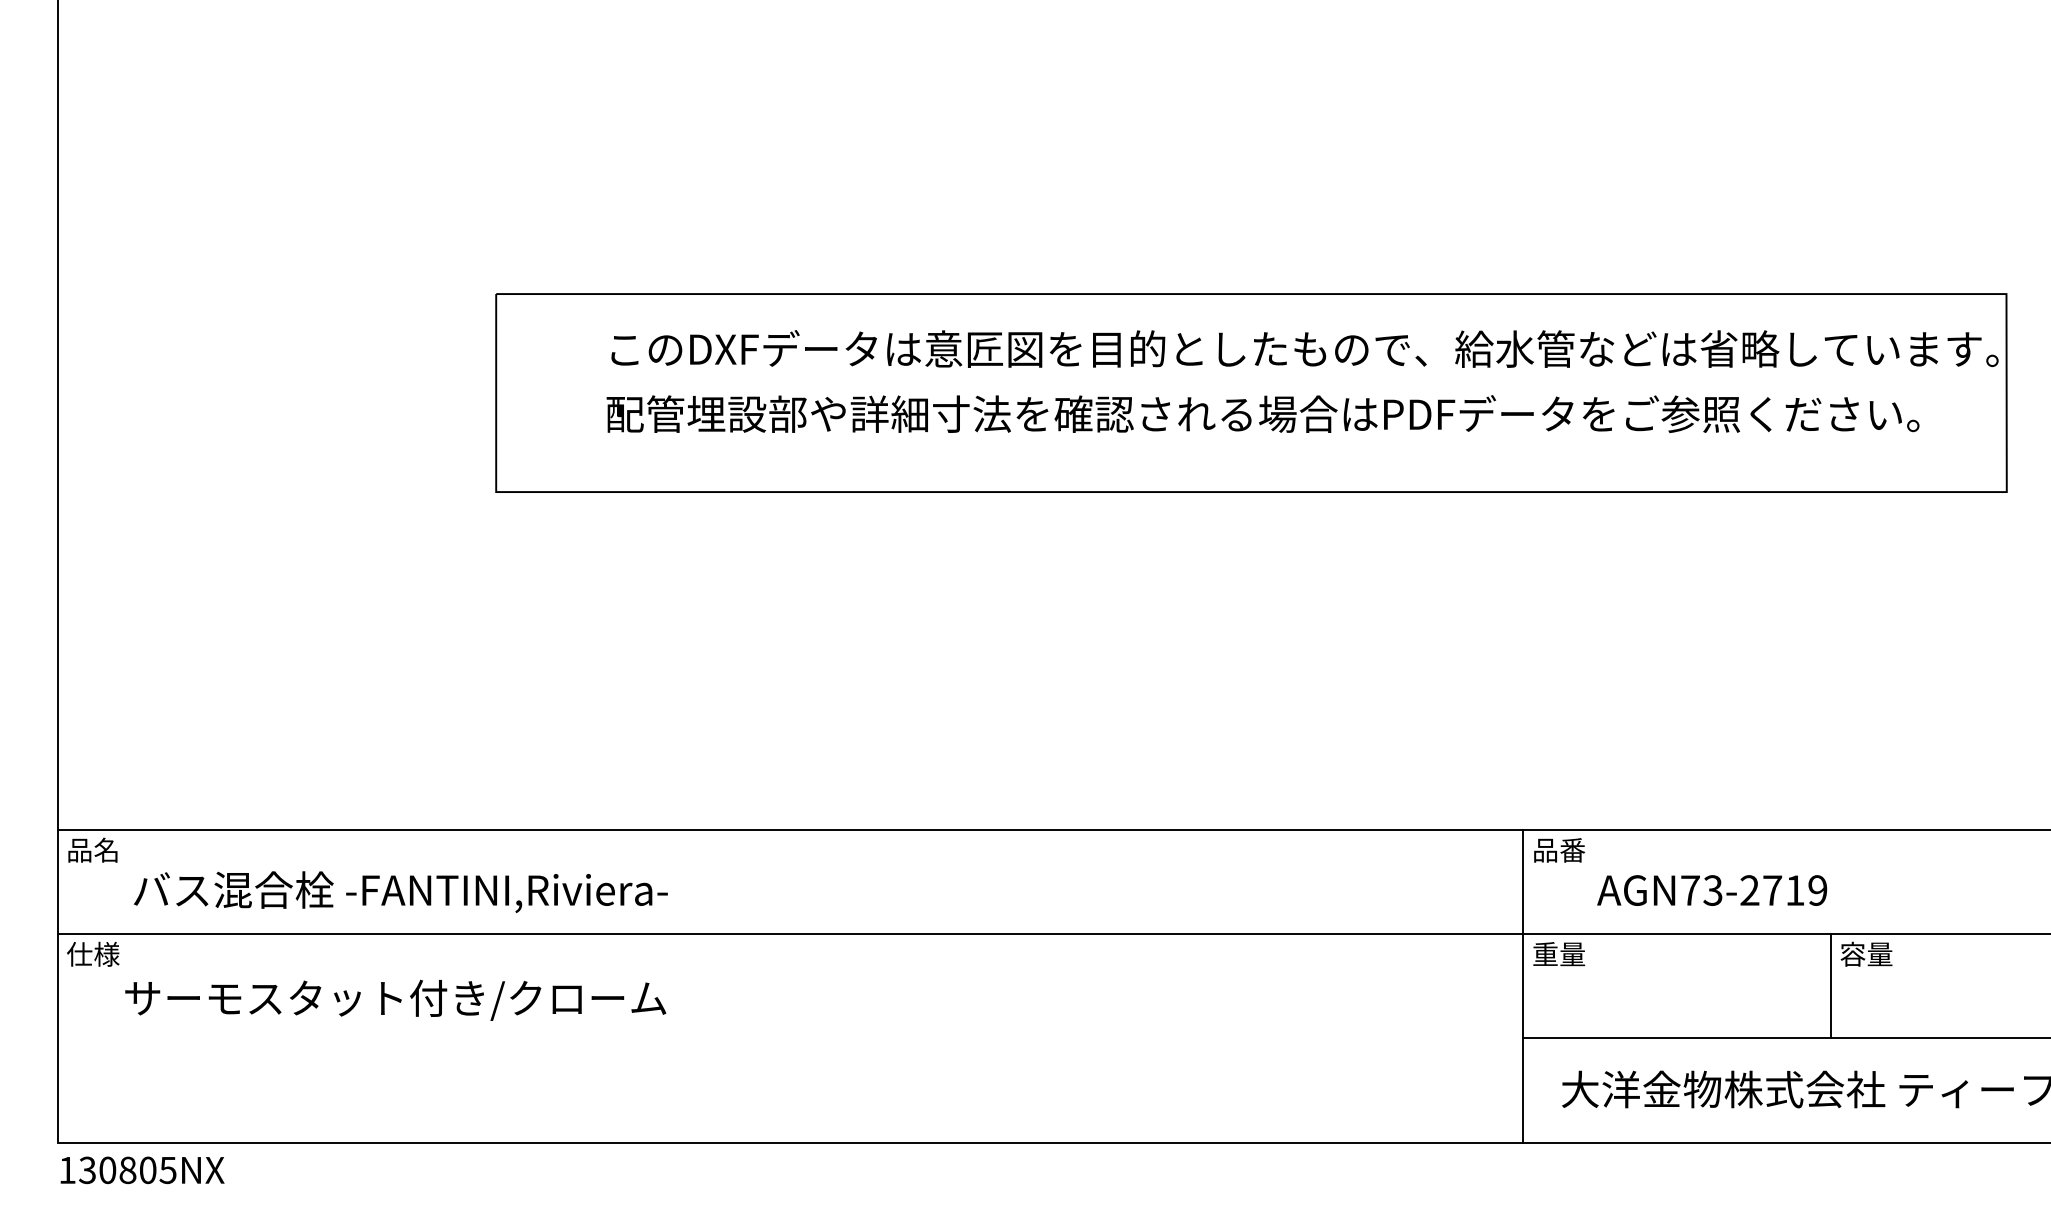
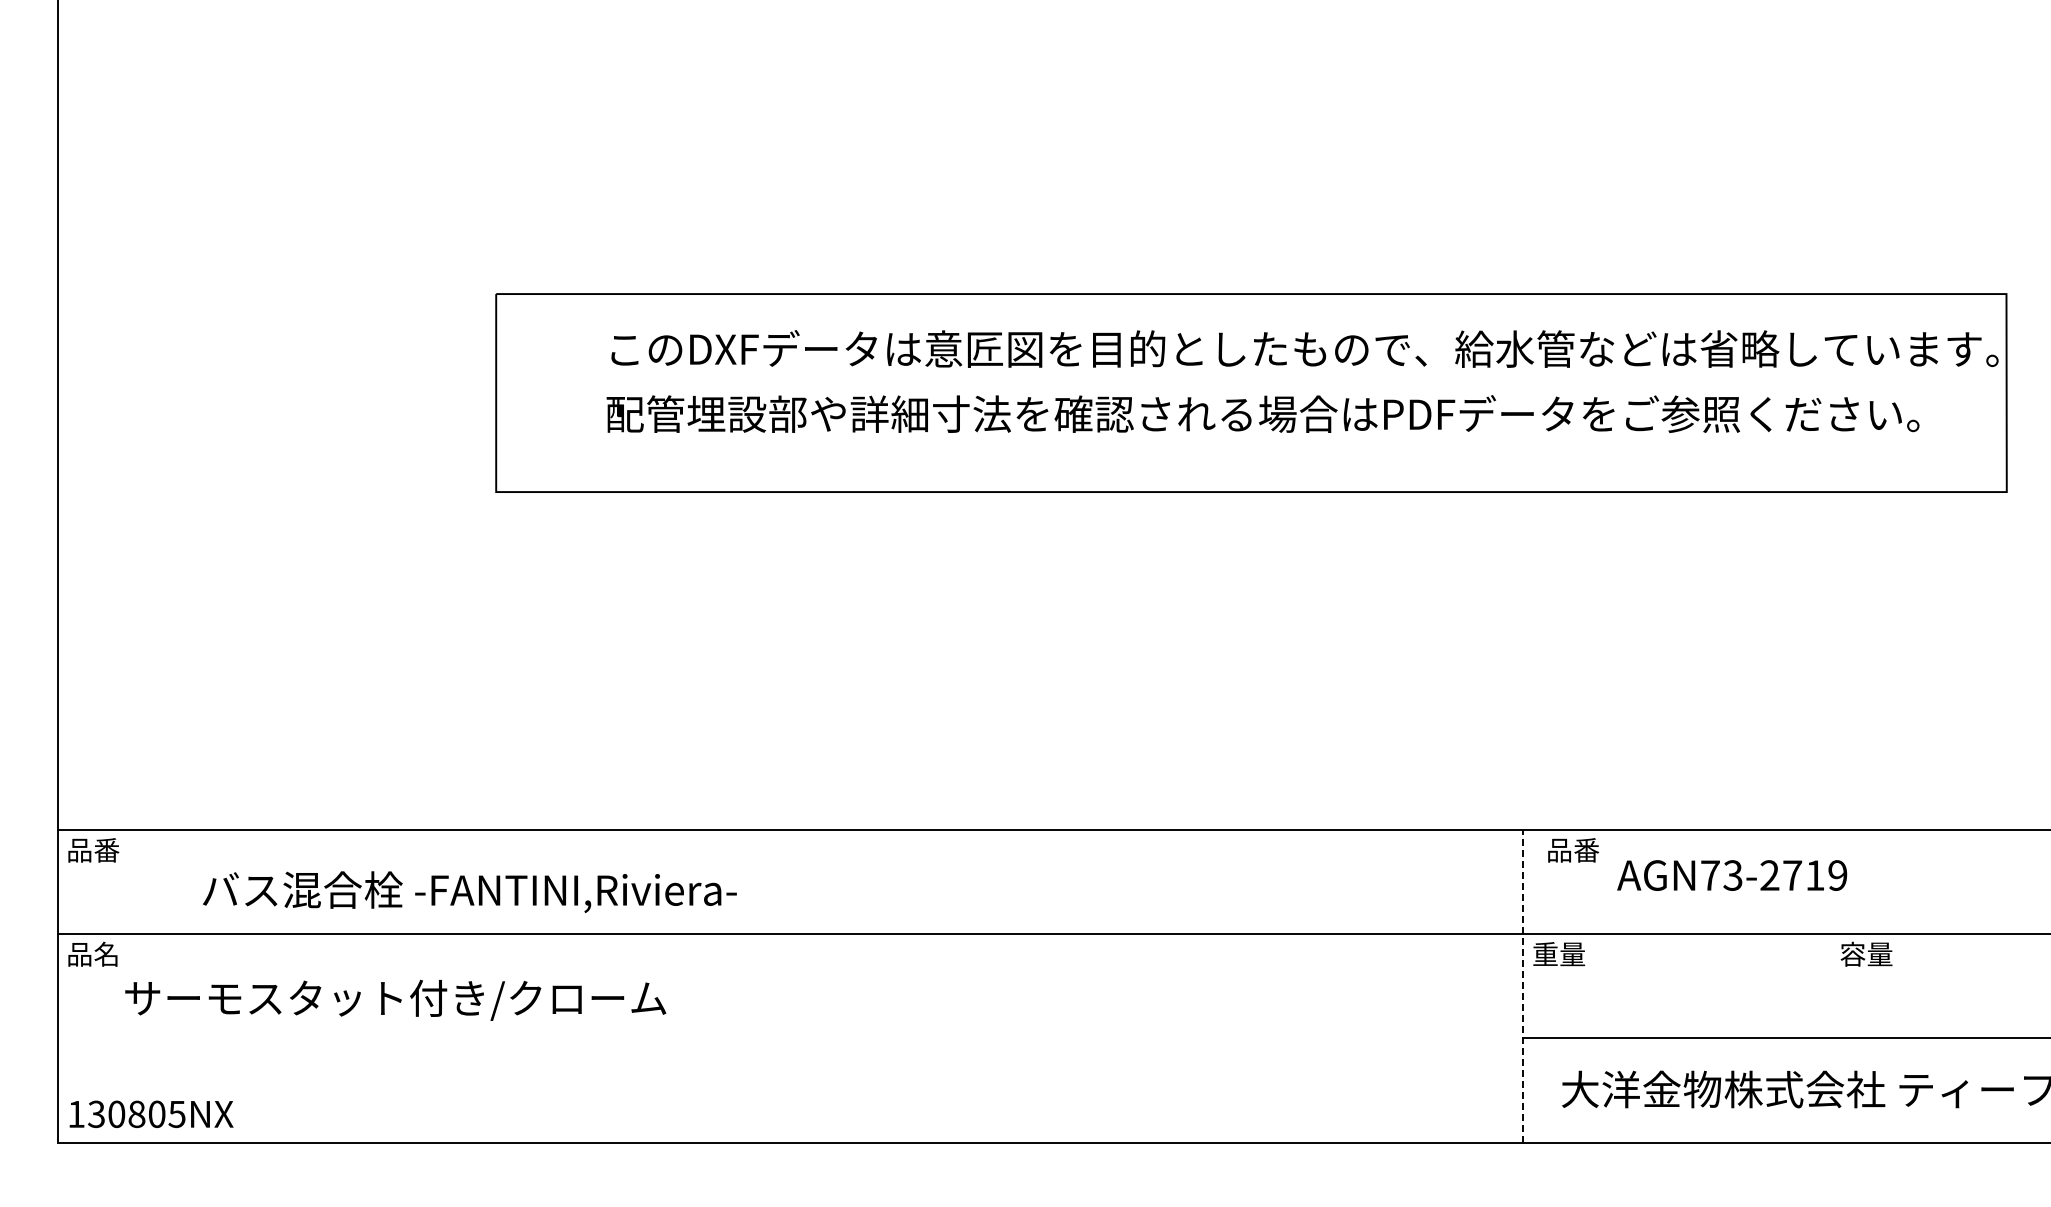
text: 品名 -> 品番 (106, 849)
text position: (1559, 850) -> (1573, 850) (1573, 850)
text position: (1712, 890) -> (1732, 875) (1732, 875)
text position: (400, 891) -> (469, 891) (469, 891)
text: 仕様 -> 品名 (93, 953)
line: solid -> dashed (1523, 985)
line: present -> none (1830, 986)
text position: (142, 1170) -> (151, 1114) (151, 1114)
